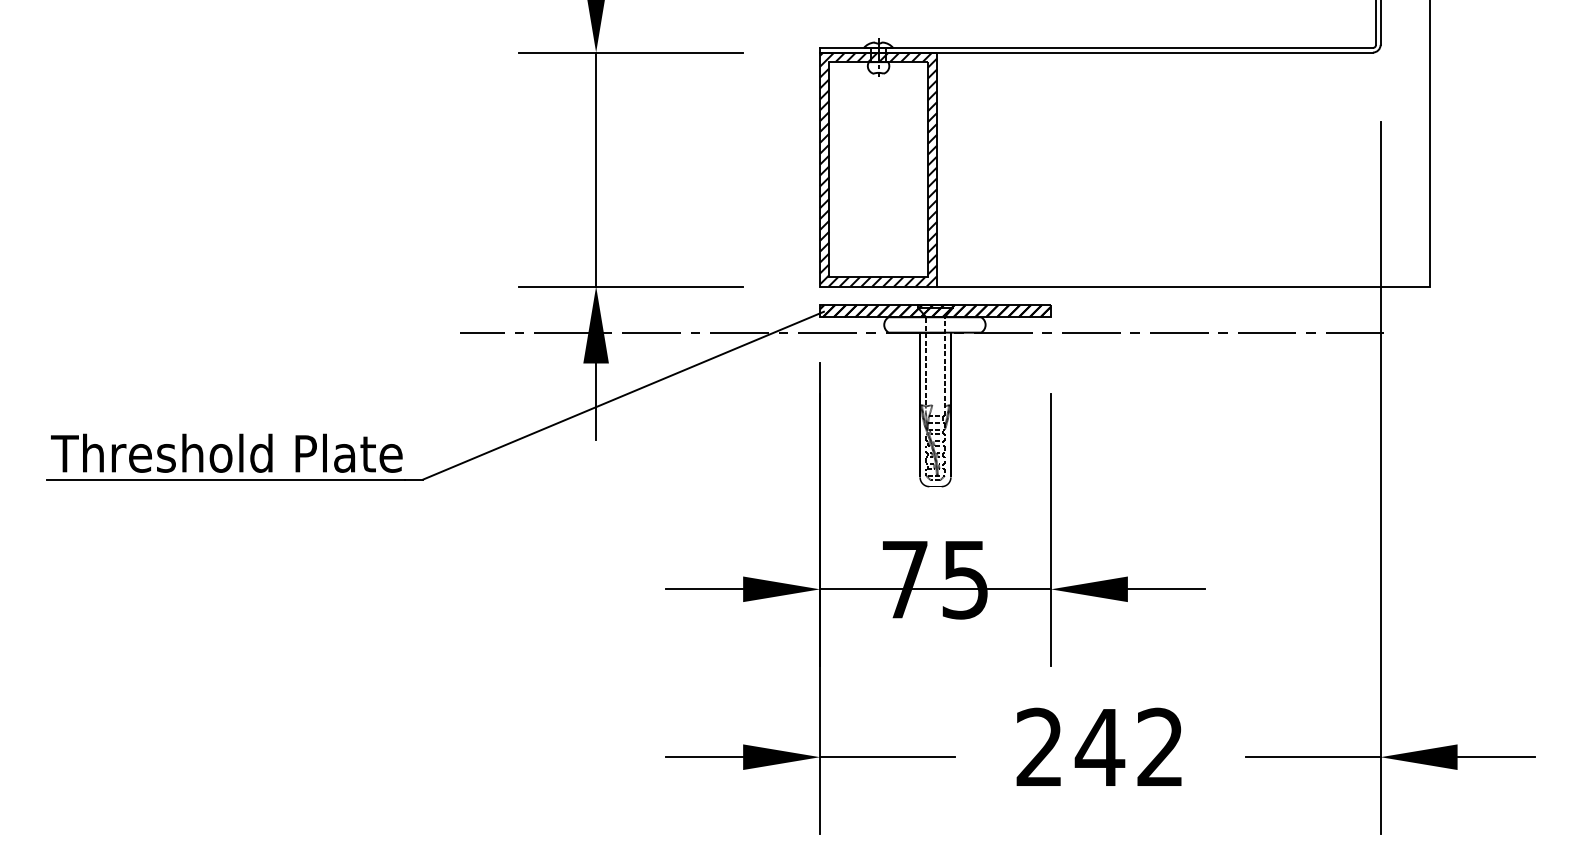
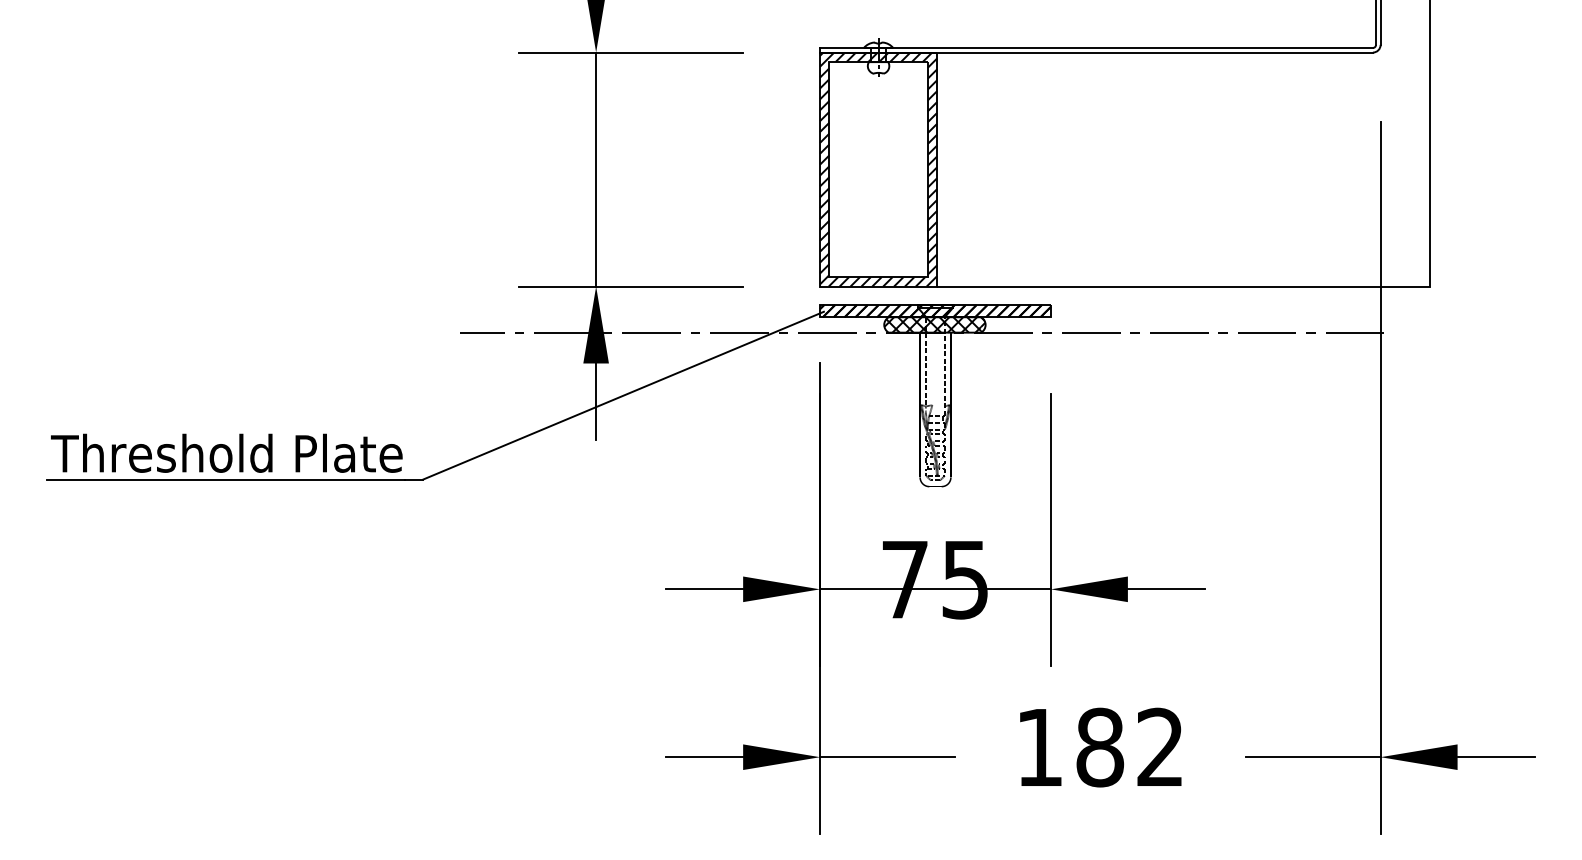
hatch: none -> present (934, 324)
text: 242 -> 182 (1070, 747)
